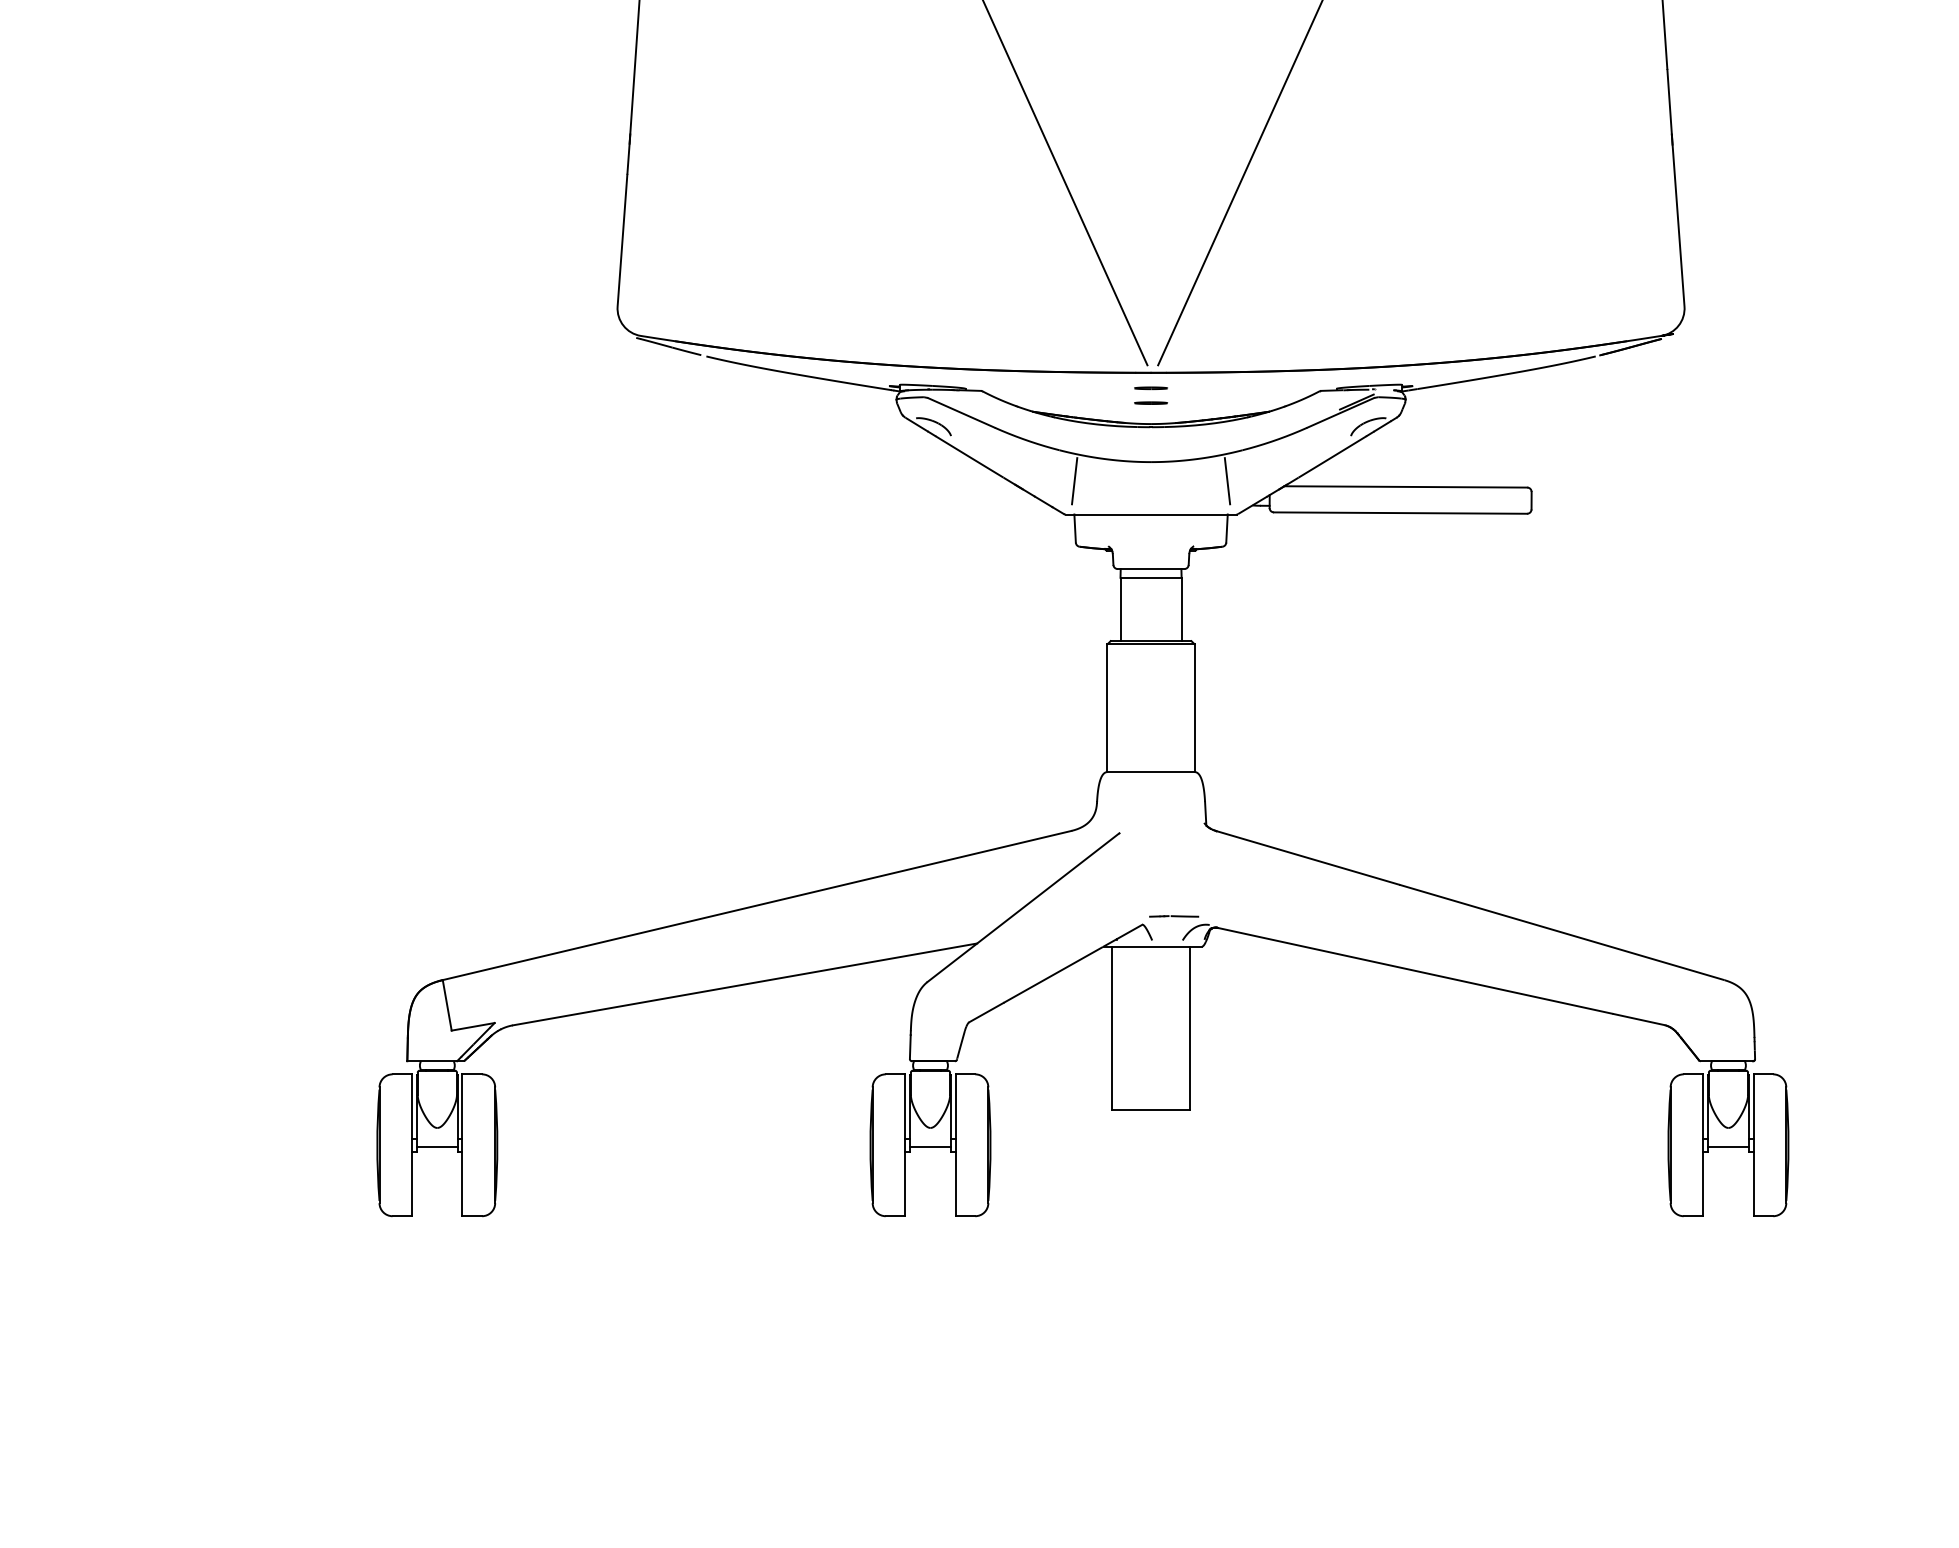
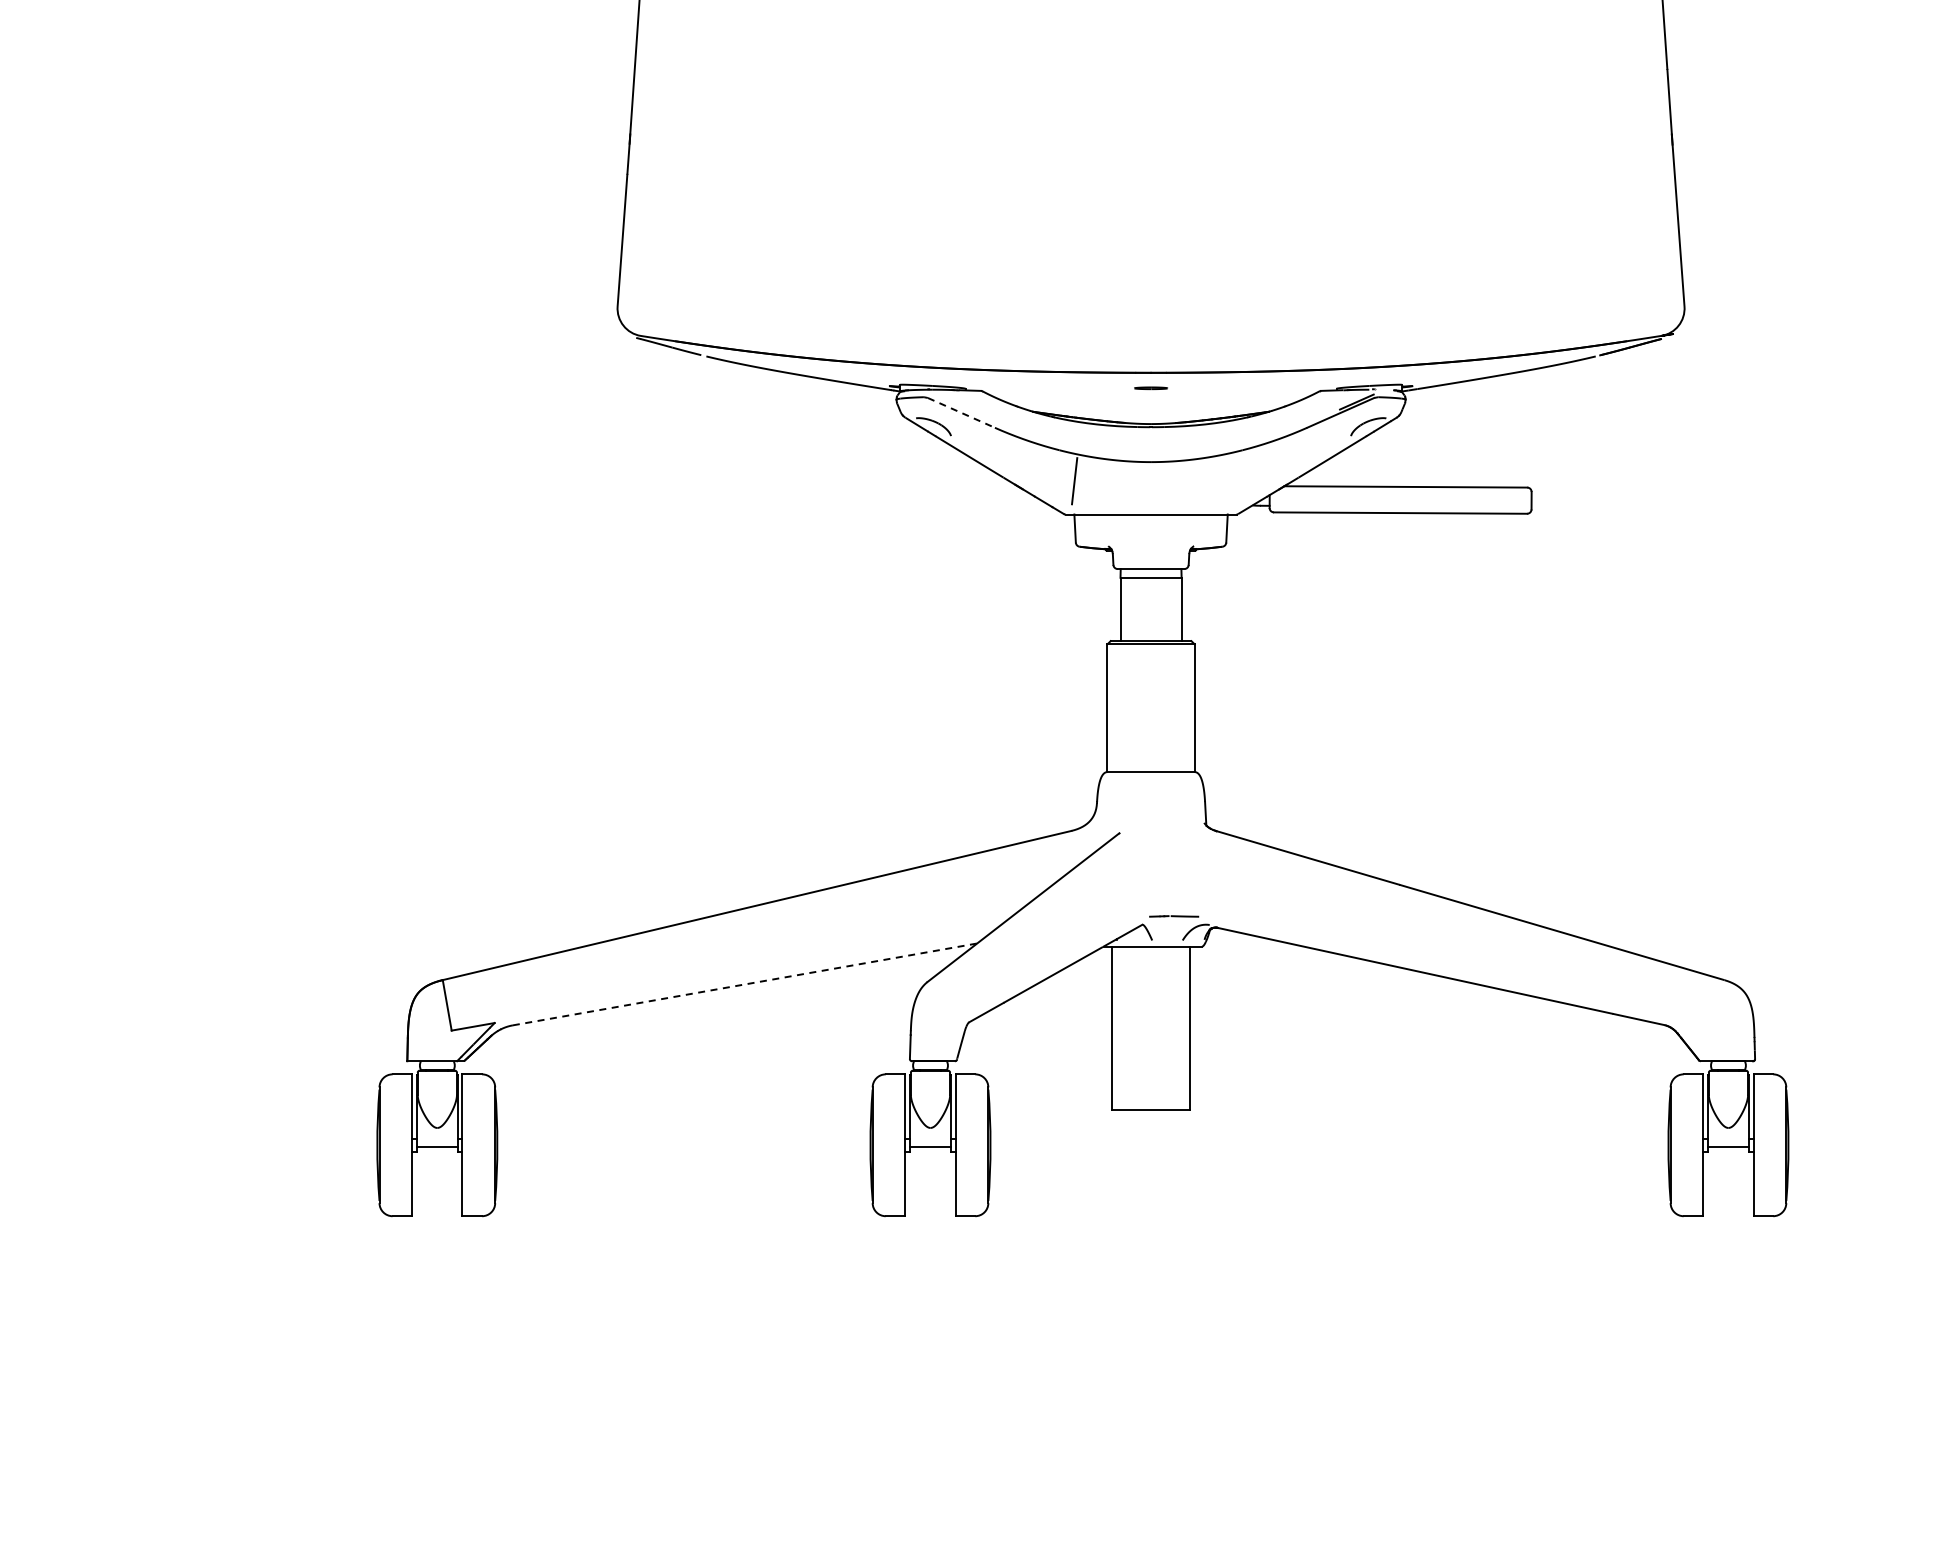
line: present -> none (1065, 183)
line: present -> none (1239, 183)
line: present -> none (1150, 402)
line: solid -> dashed (961, 412)
line: present -> none (1227, 481)
line: solid -> dashed (745, 984)
